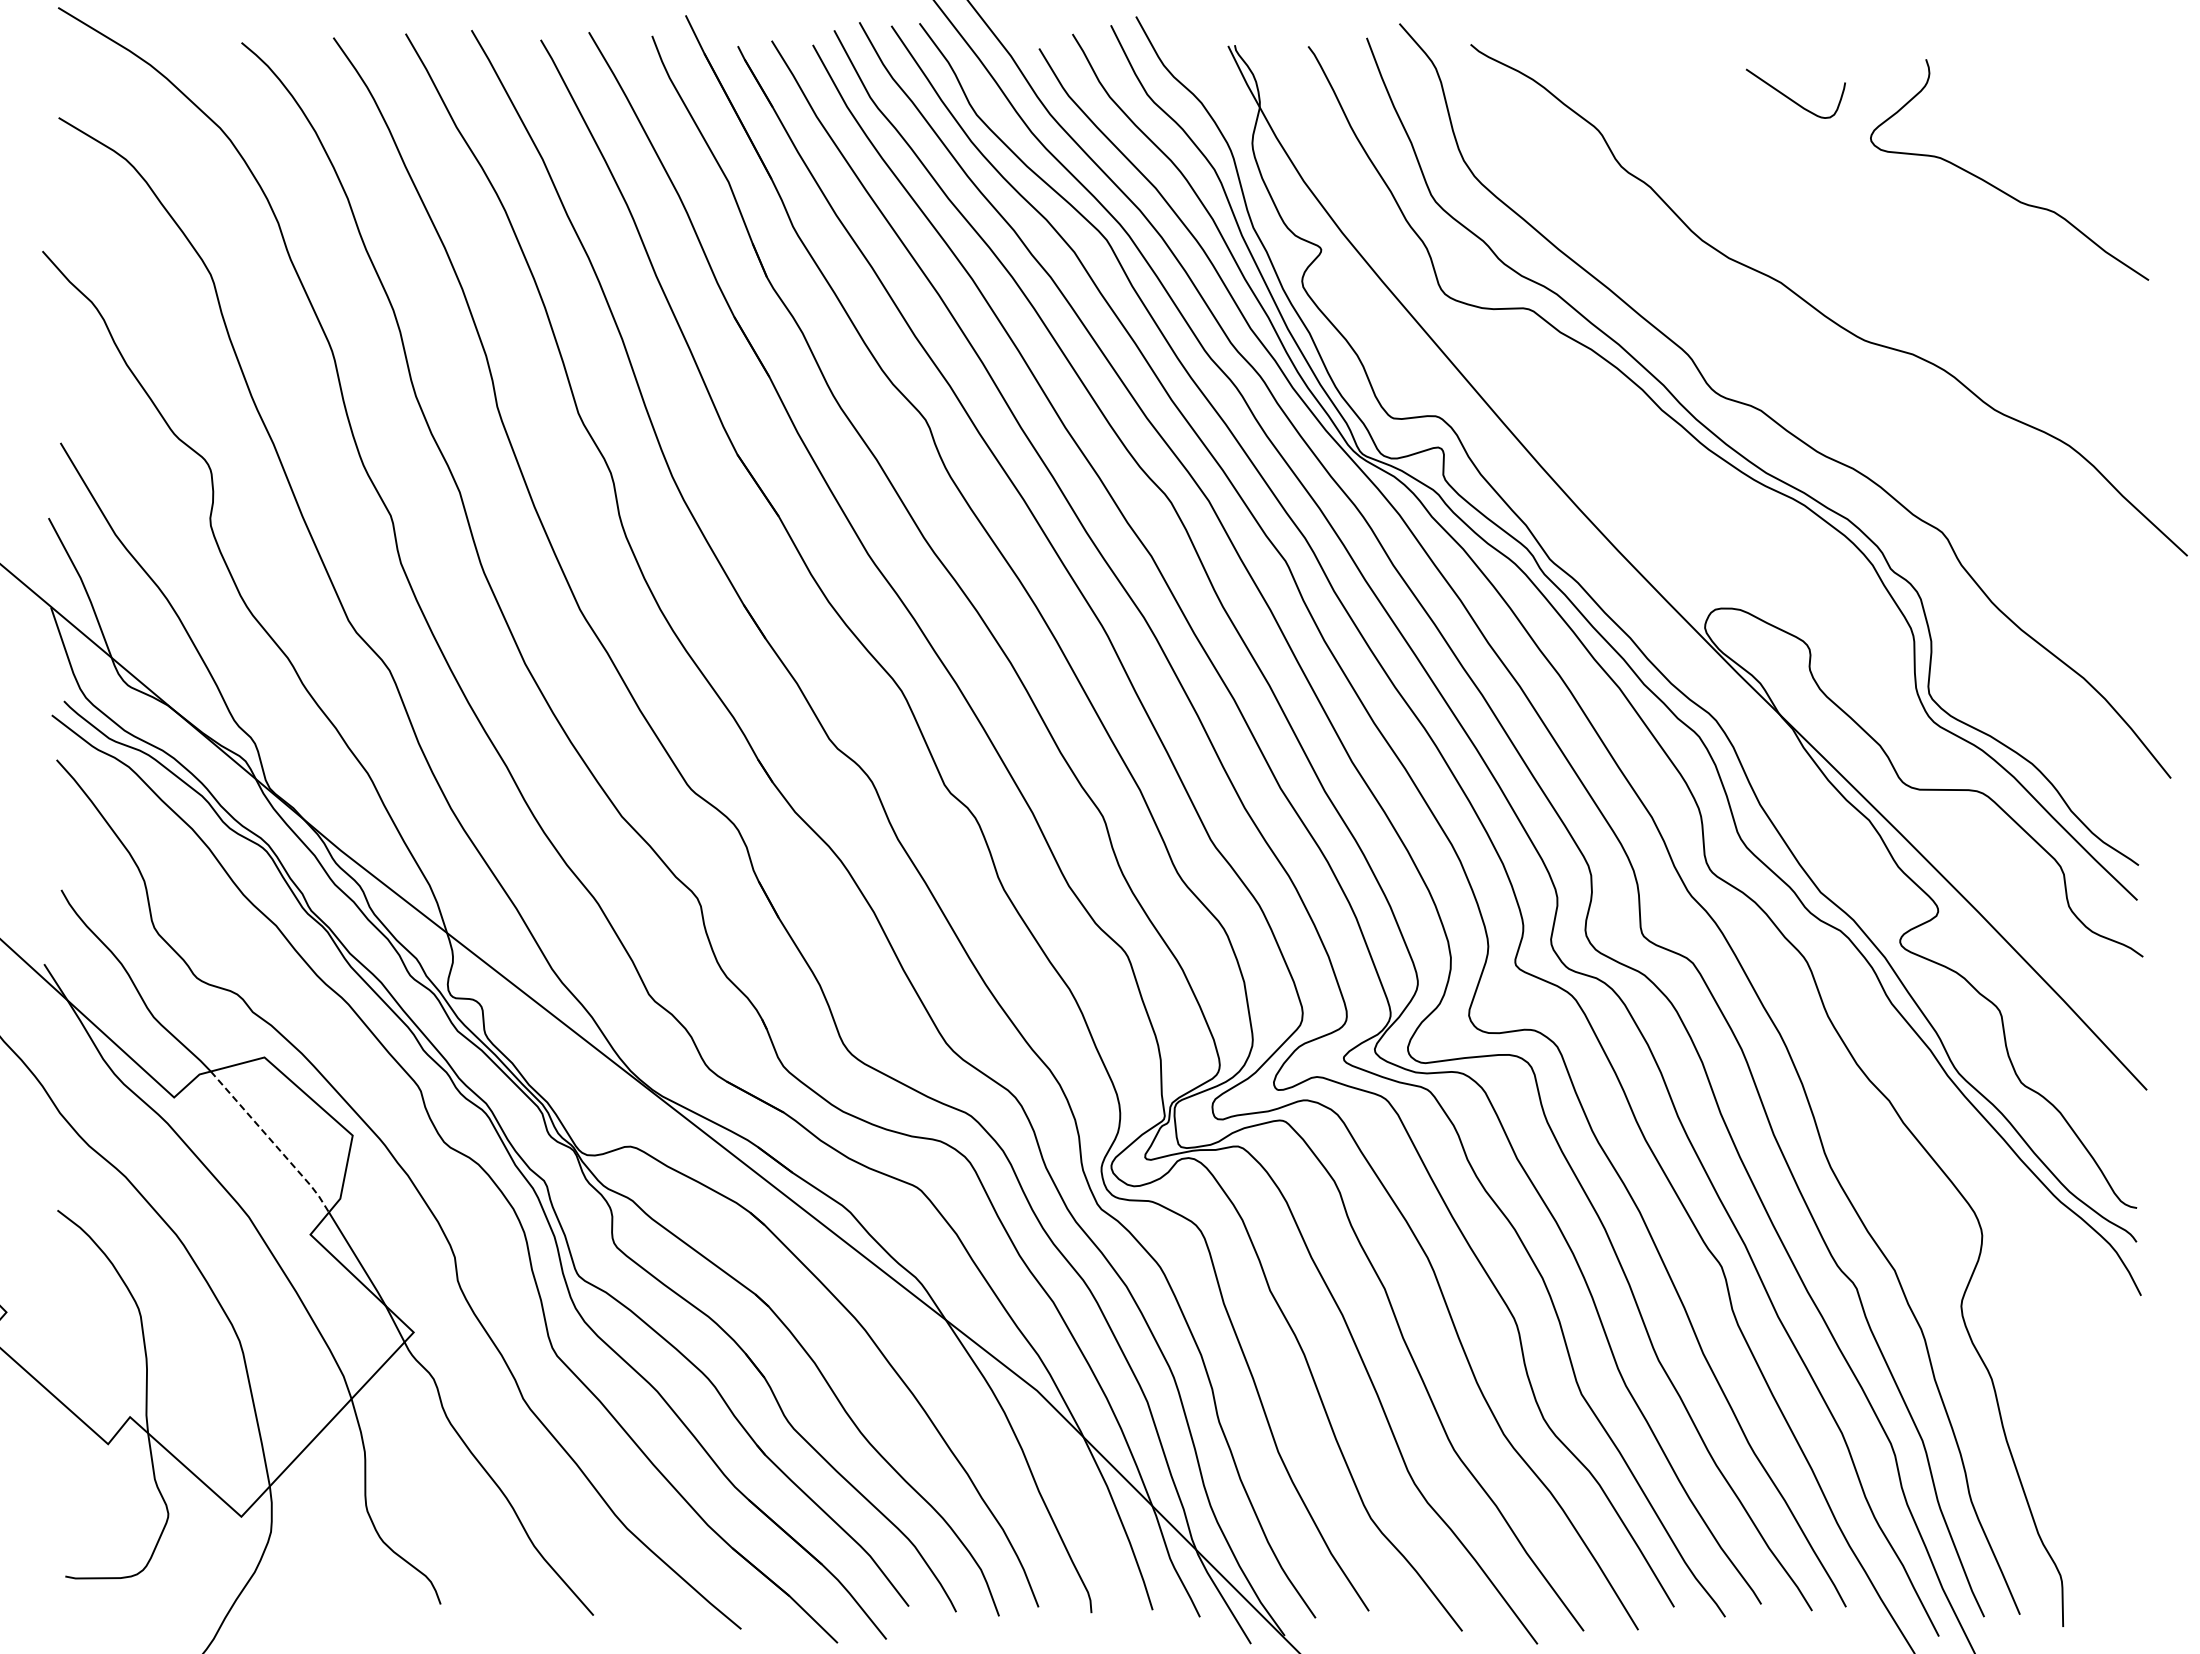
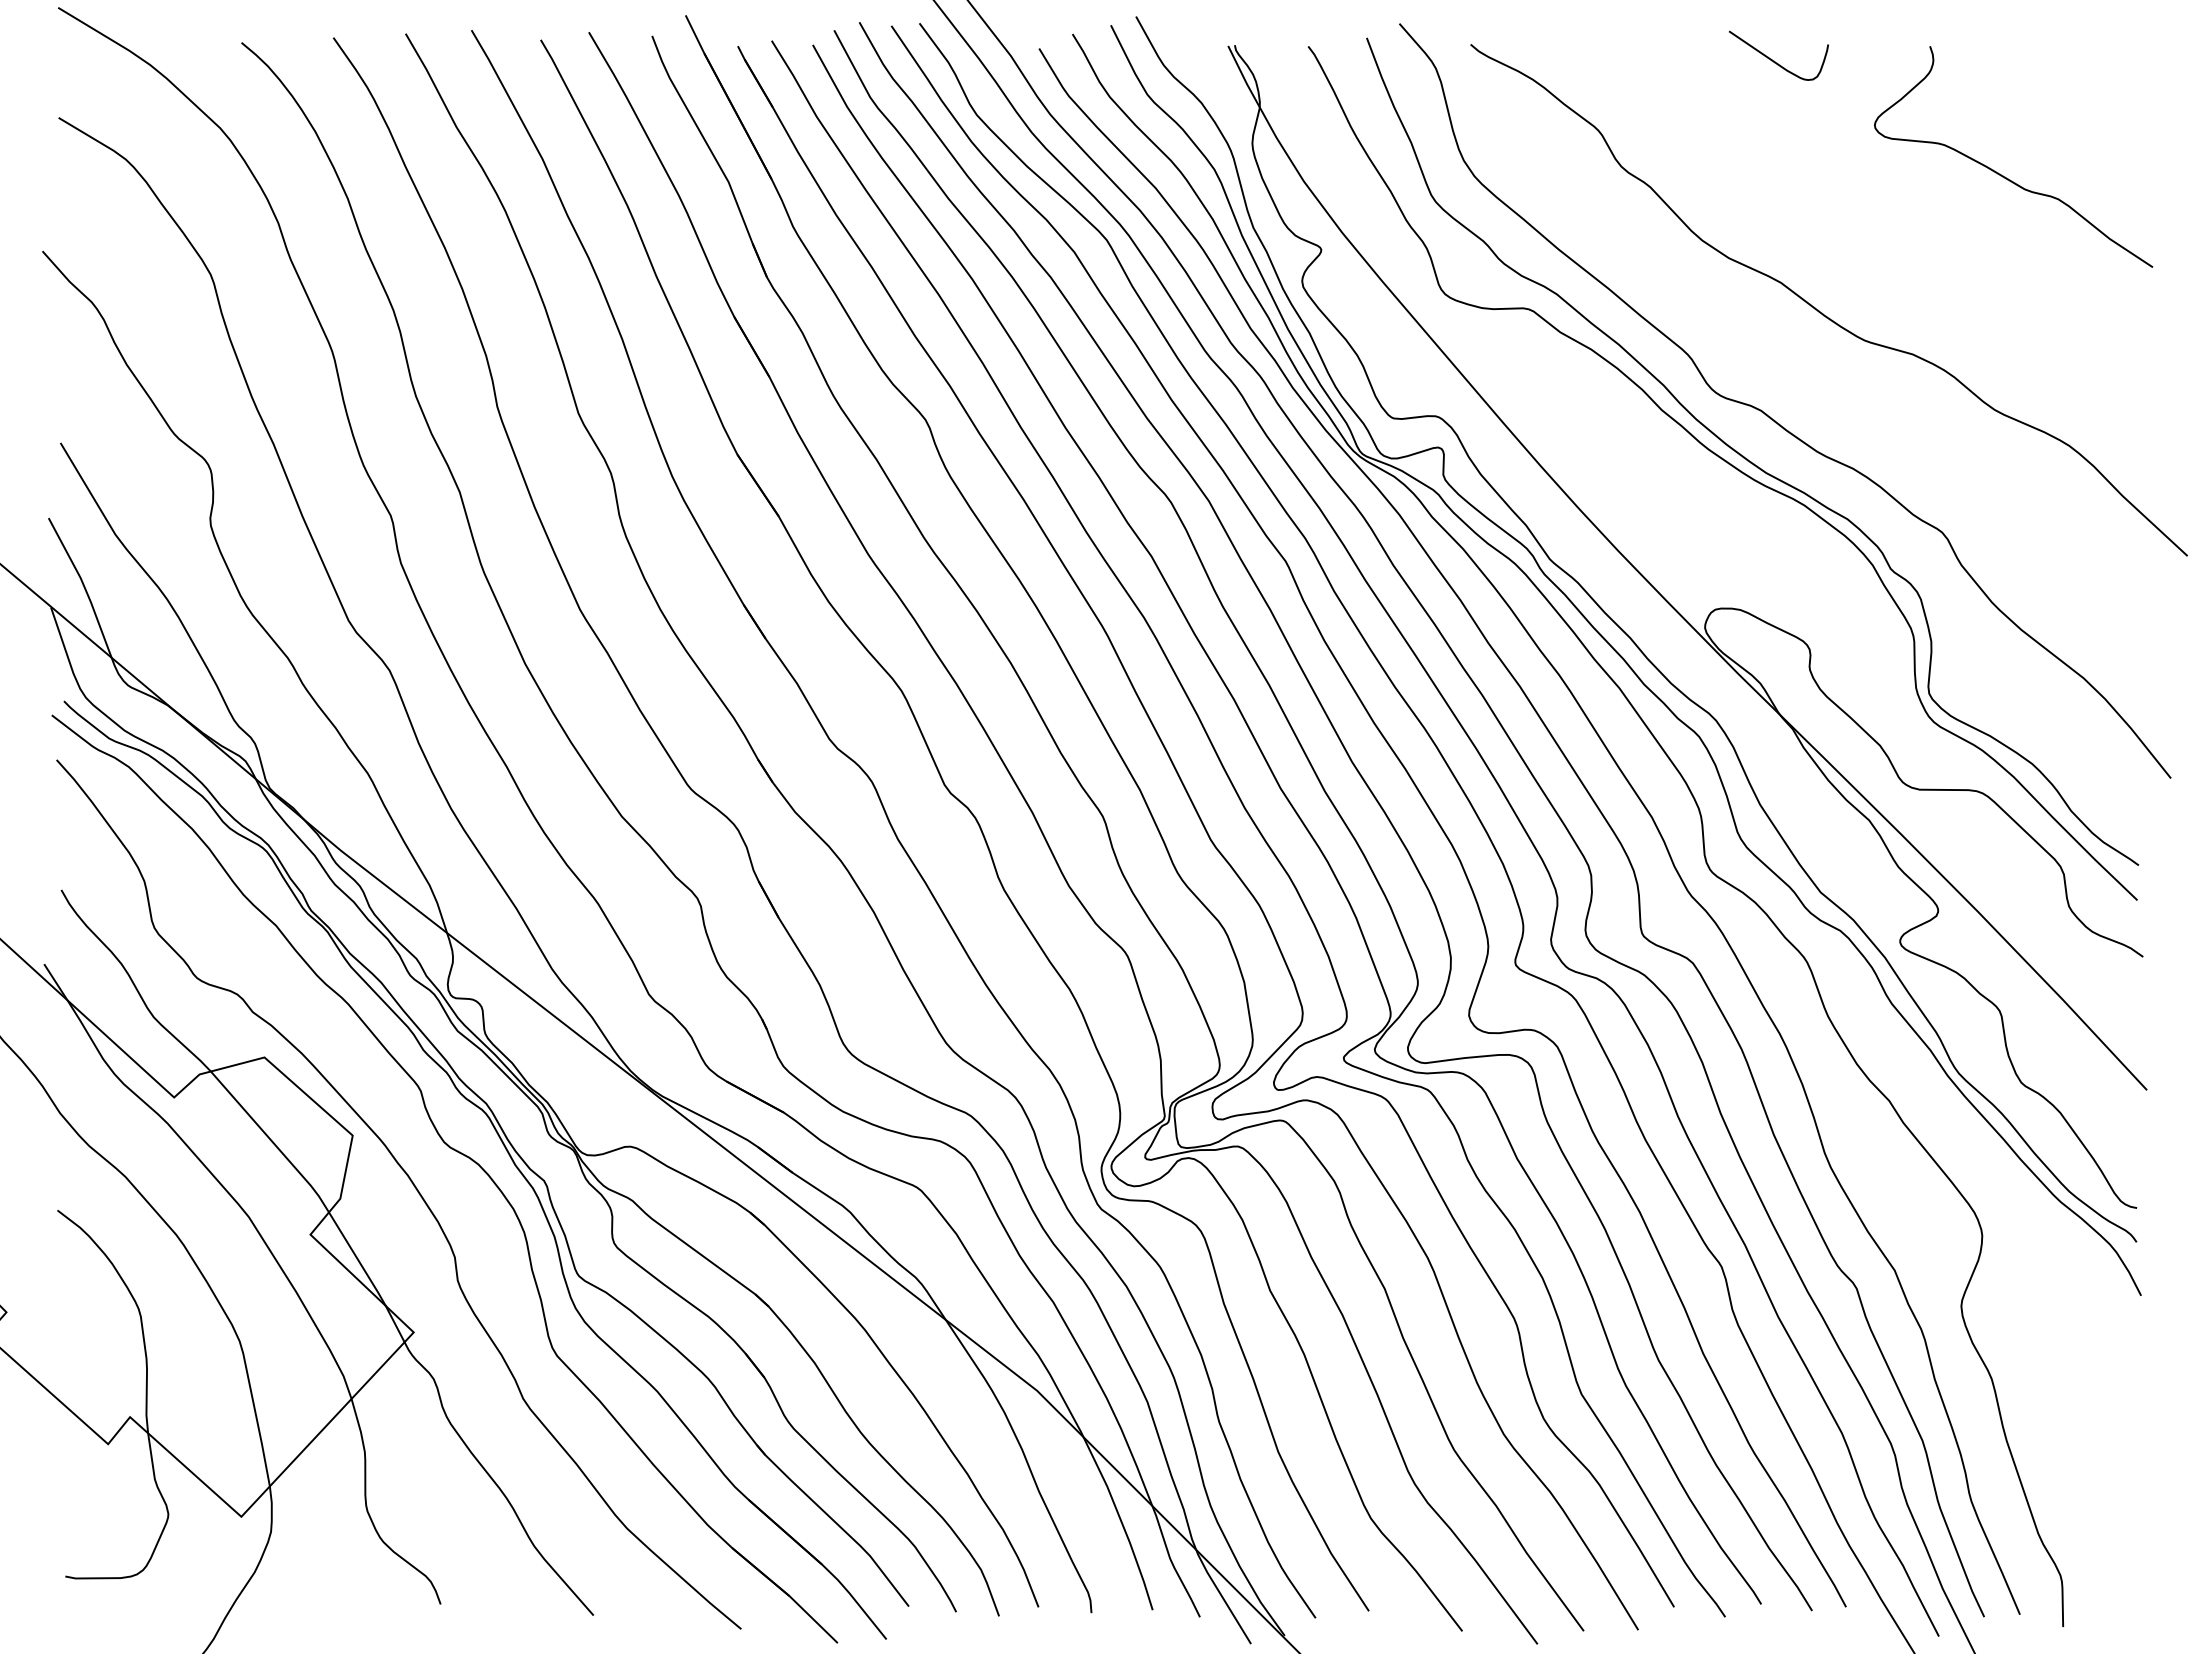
curve position: (1791, 98) -> (1774, 60) (1774, 60)
curve position: (1999, 188) -> (2003, 175) (2003, 175)
line: dashed -> solid (272, 1142)
